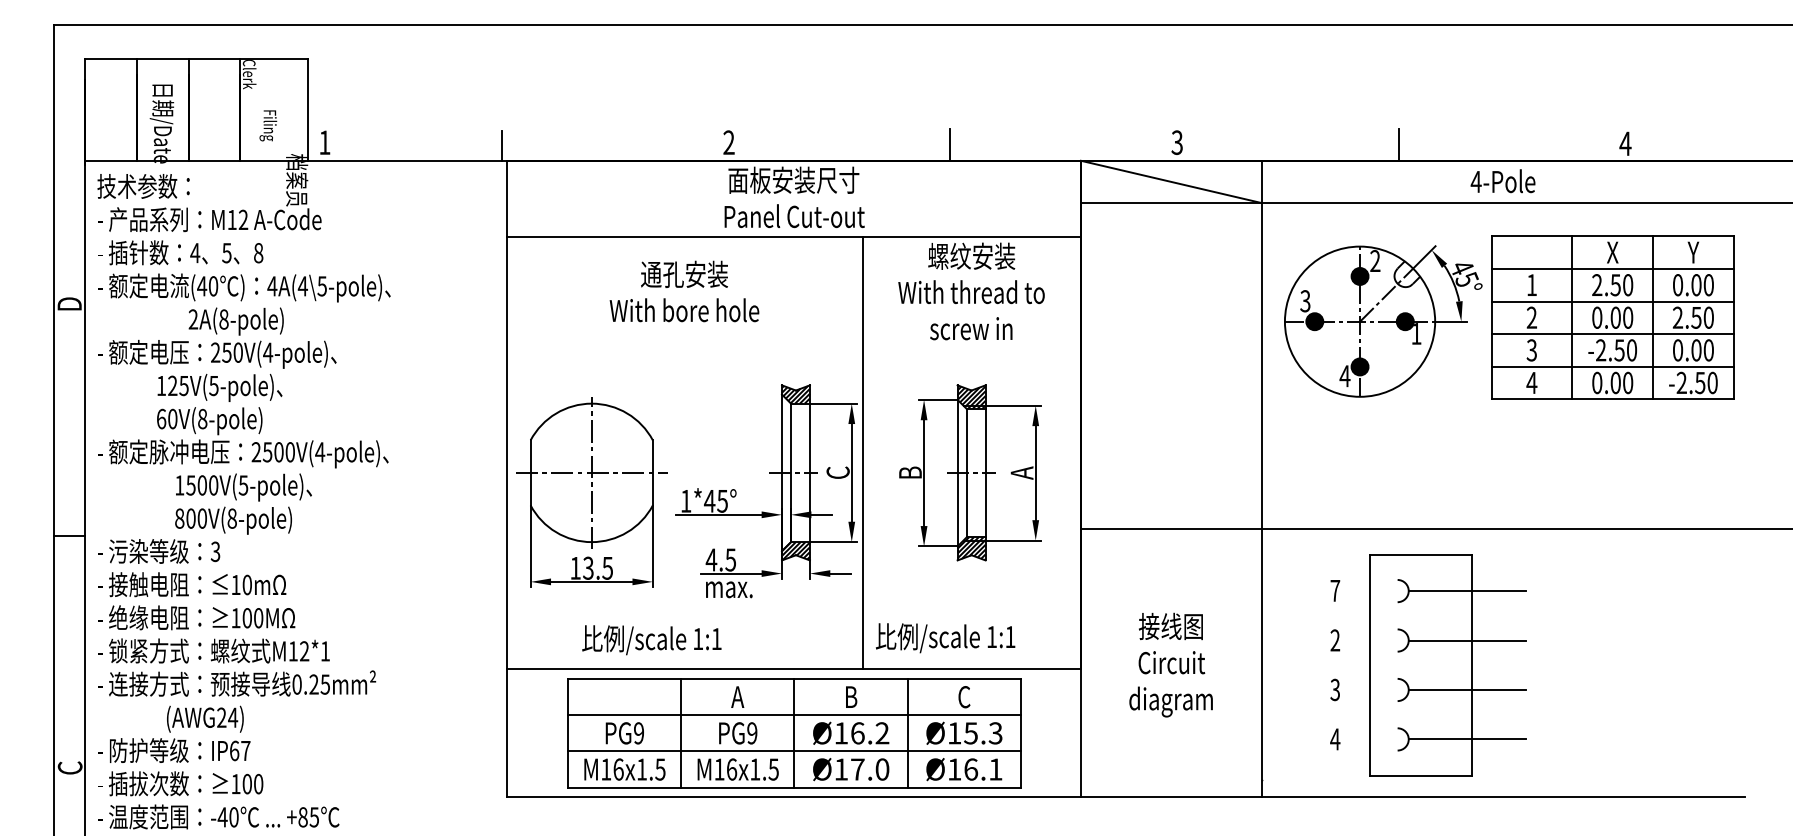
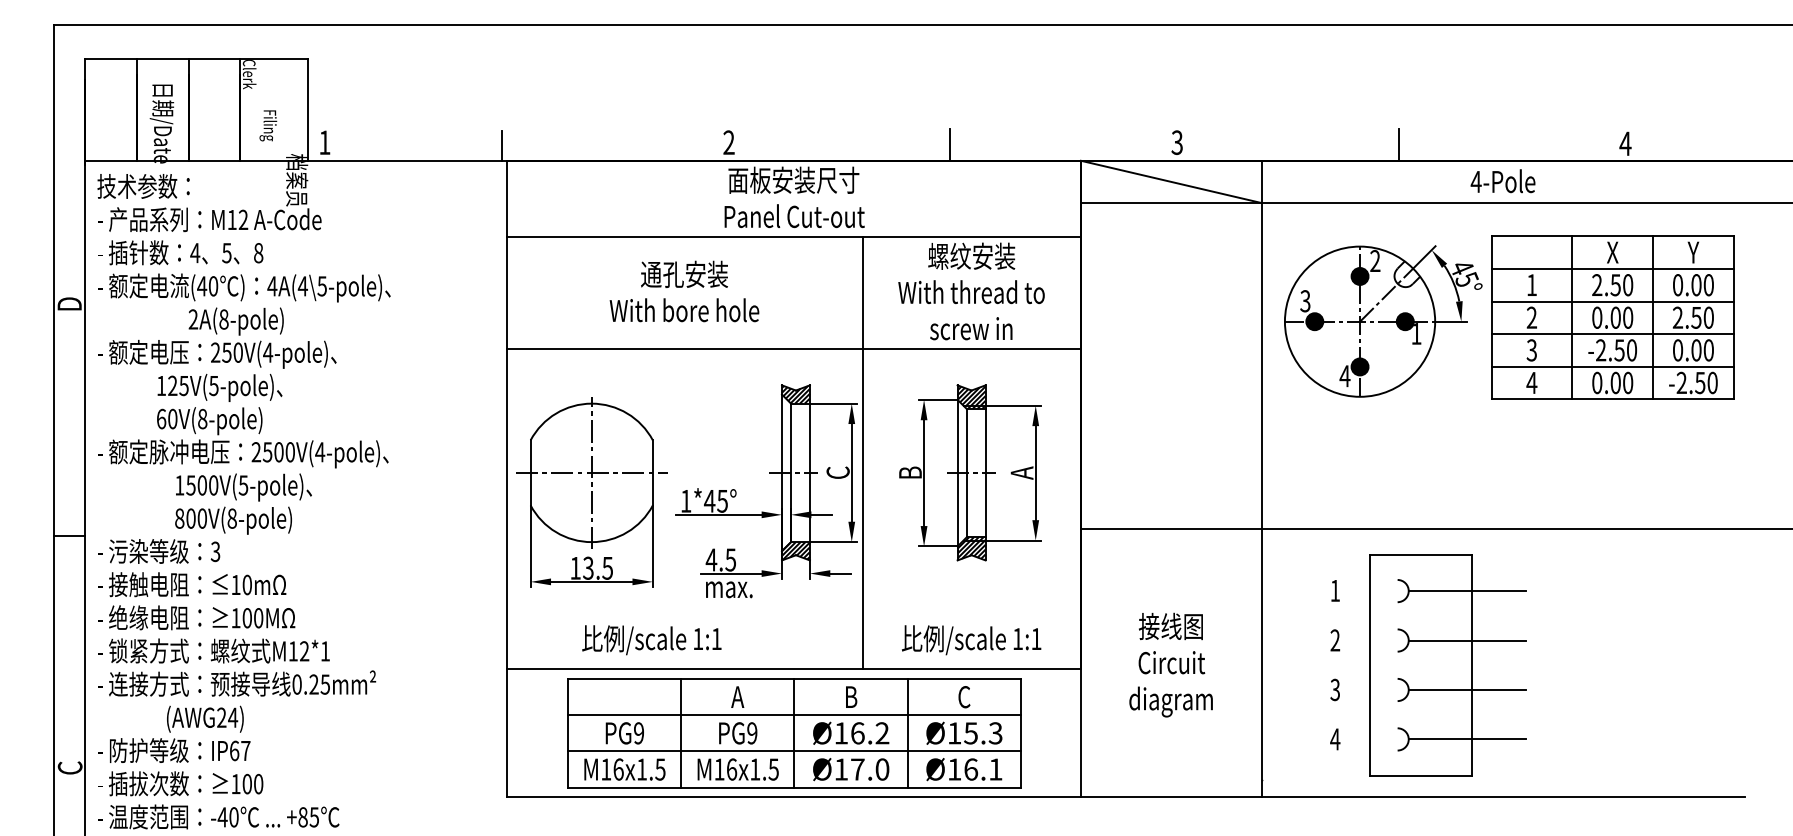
line: none -> present (793, 349)
text: 7 -> 1 (1335, 590)
text position: (945, 638) -> (971, 640) (971, 640)
